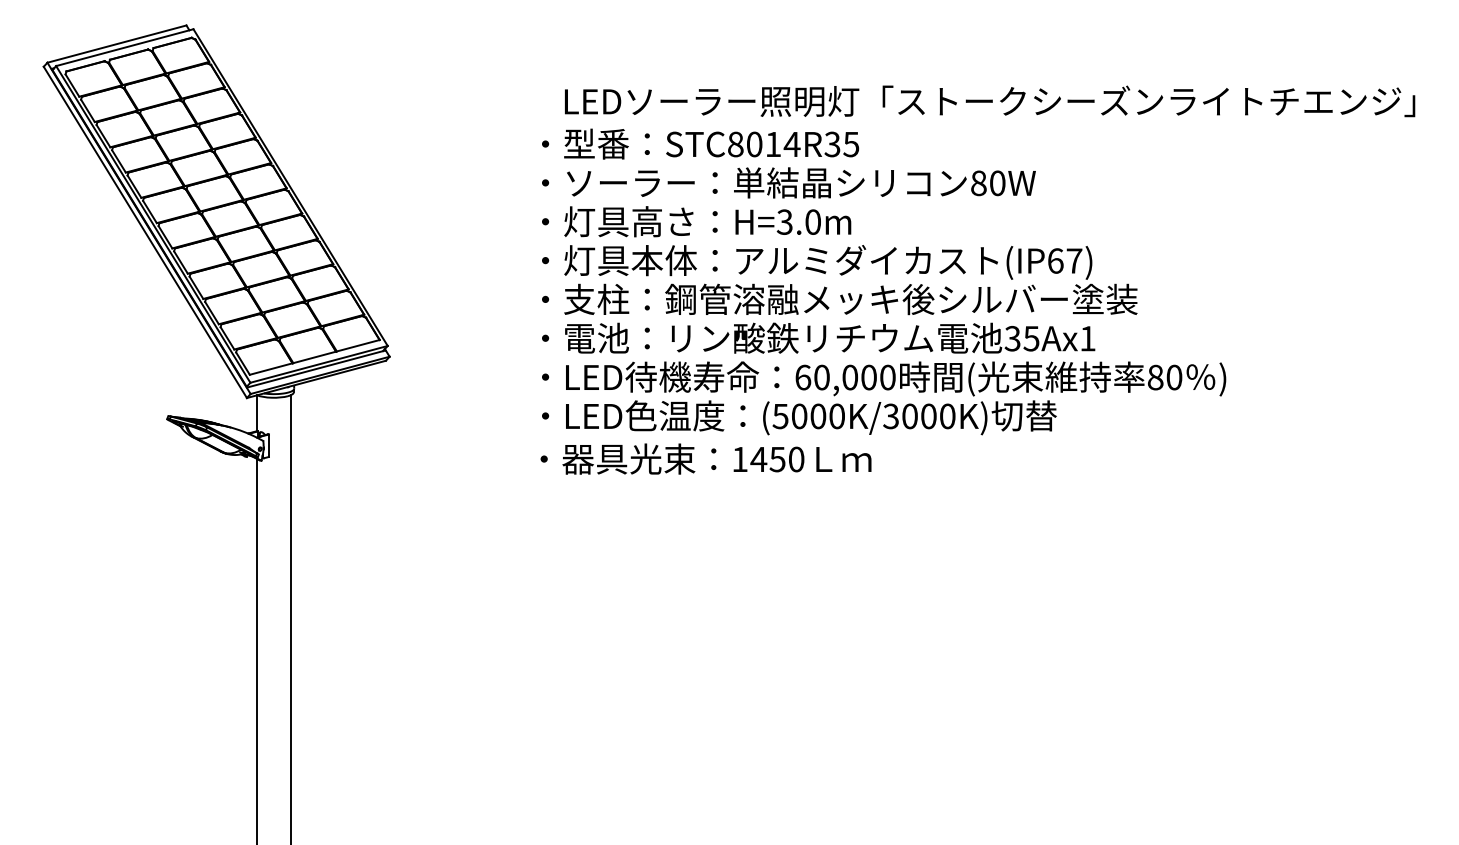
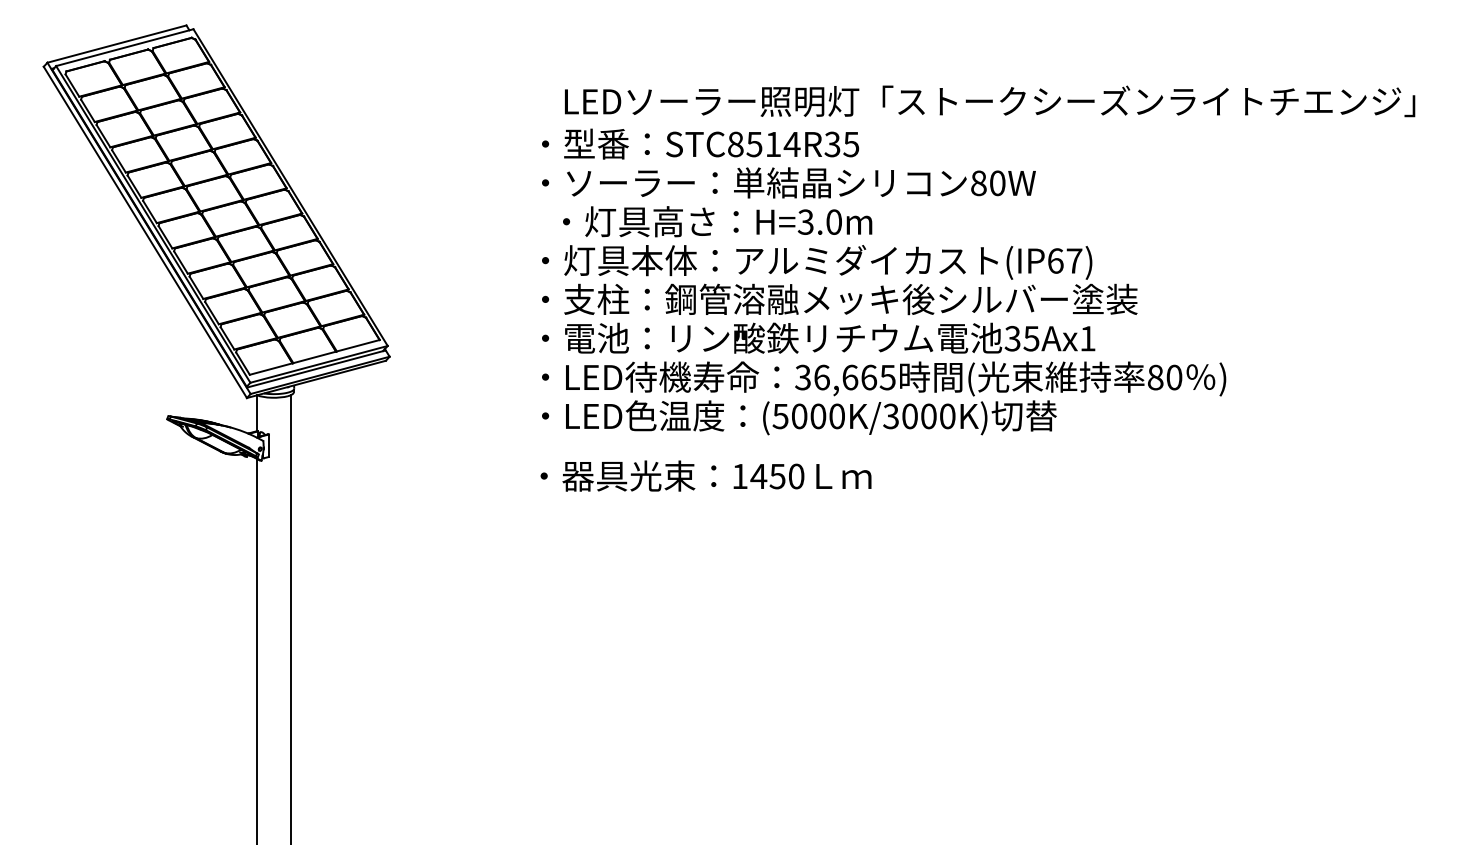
text: STC8014R35 -> STC8514R35 (754, 144)
text position: (696, 221) -> (717, 221) (717, 221)
text: 60,000 -> 36,665 (845, 377)
text position: (705, 458) -> (705, 475) (705, 475)
